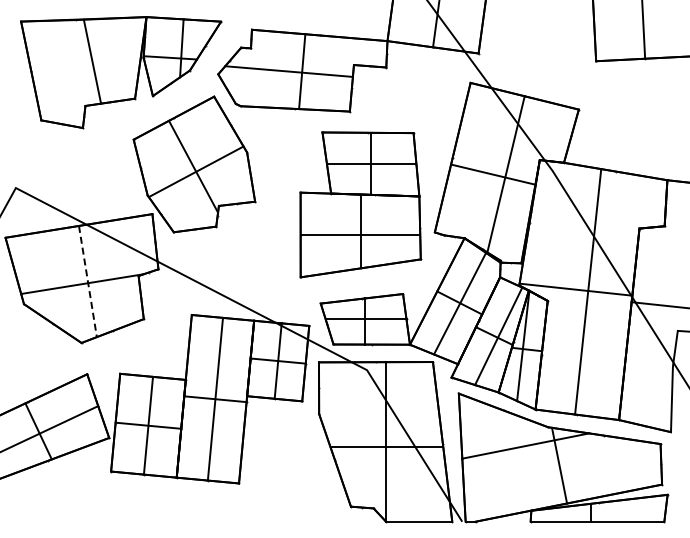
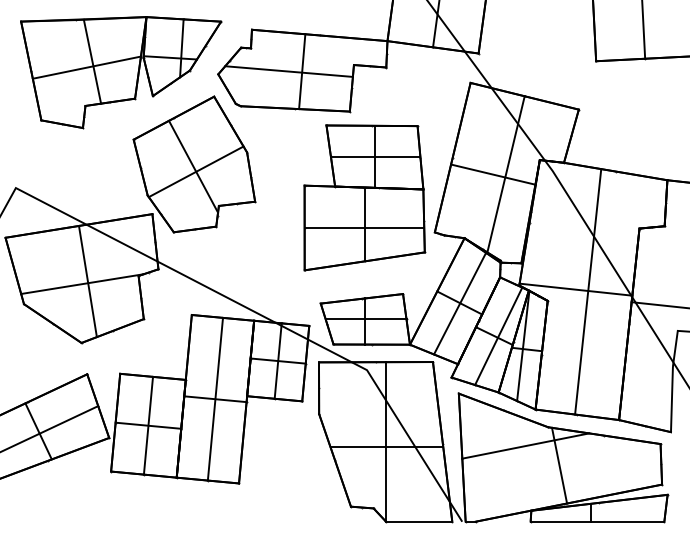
line: none -> present (86, 67)
part position: (360, 204) -> (364, 197) (364, 197)
line: dashed -> solid (88, 282)
